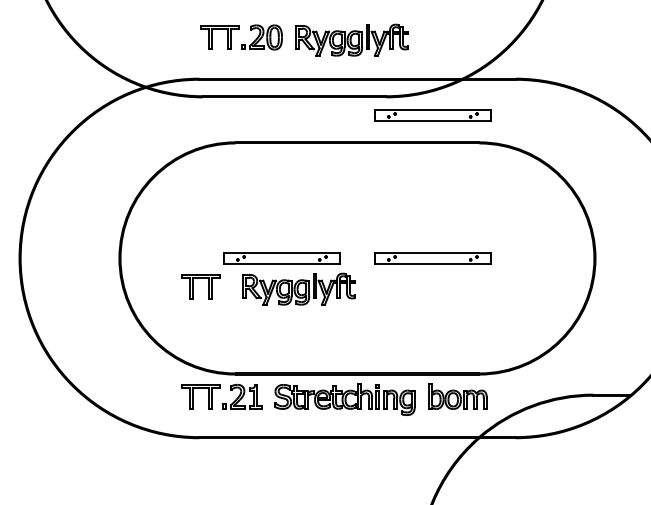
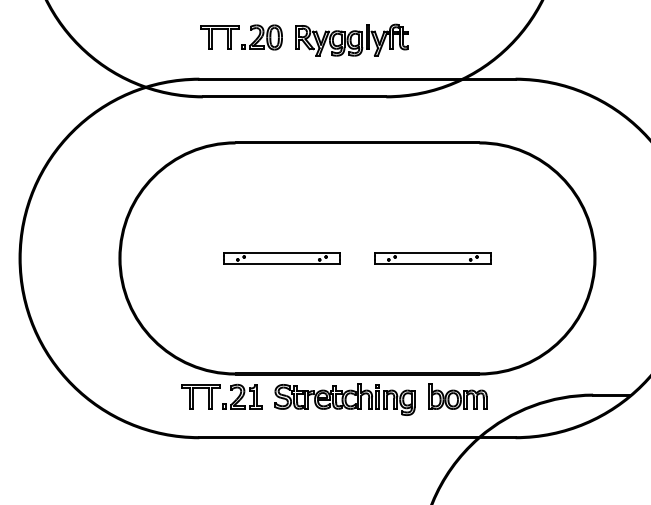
part: present -> none (432, 115)
part: present -> none (193, 286)
part: present -> none (298, 288)
